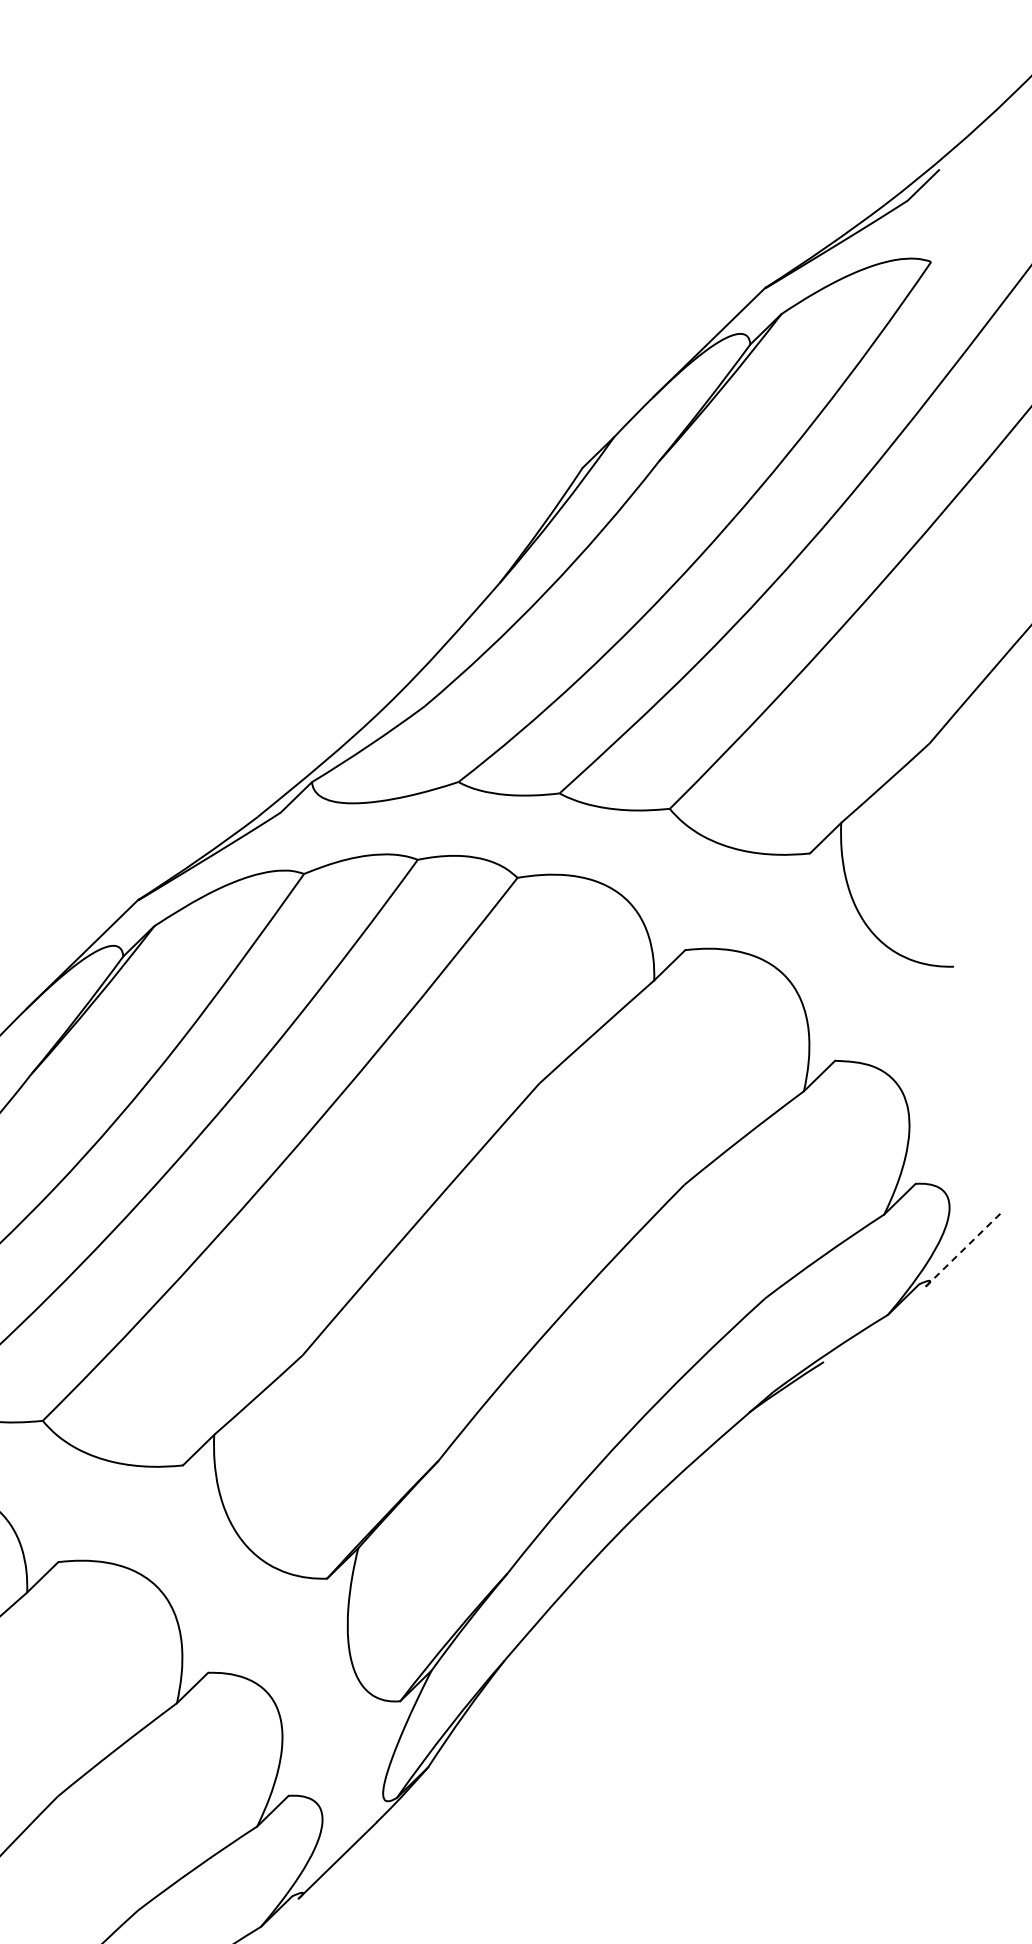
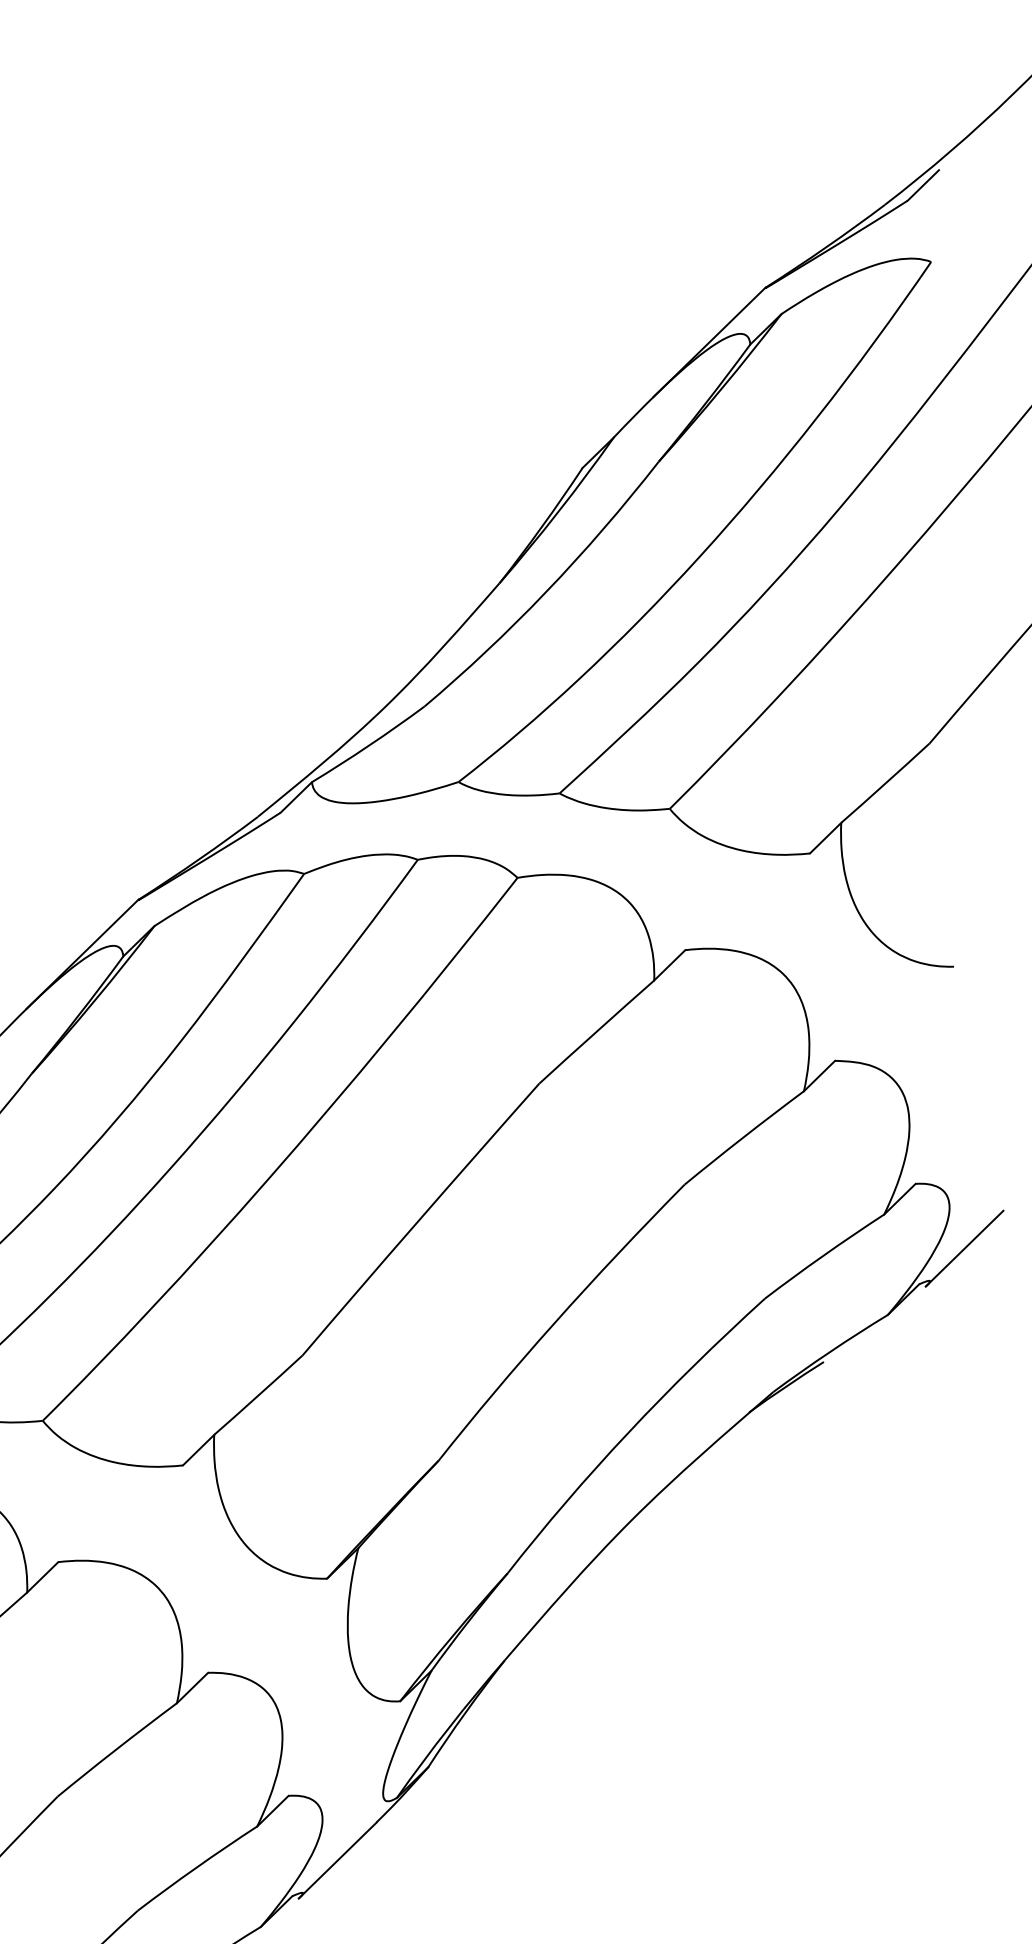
line: dashed -> solid (964, 1248)
